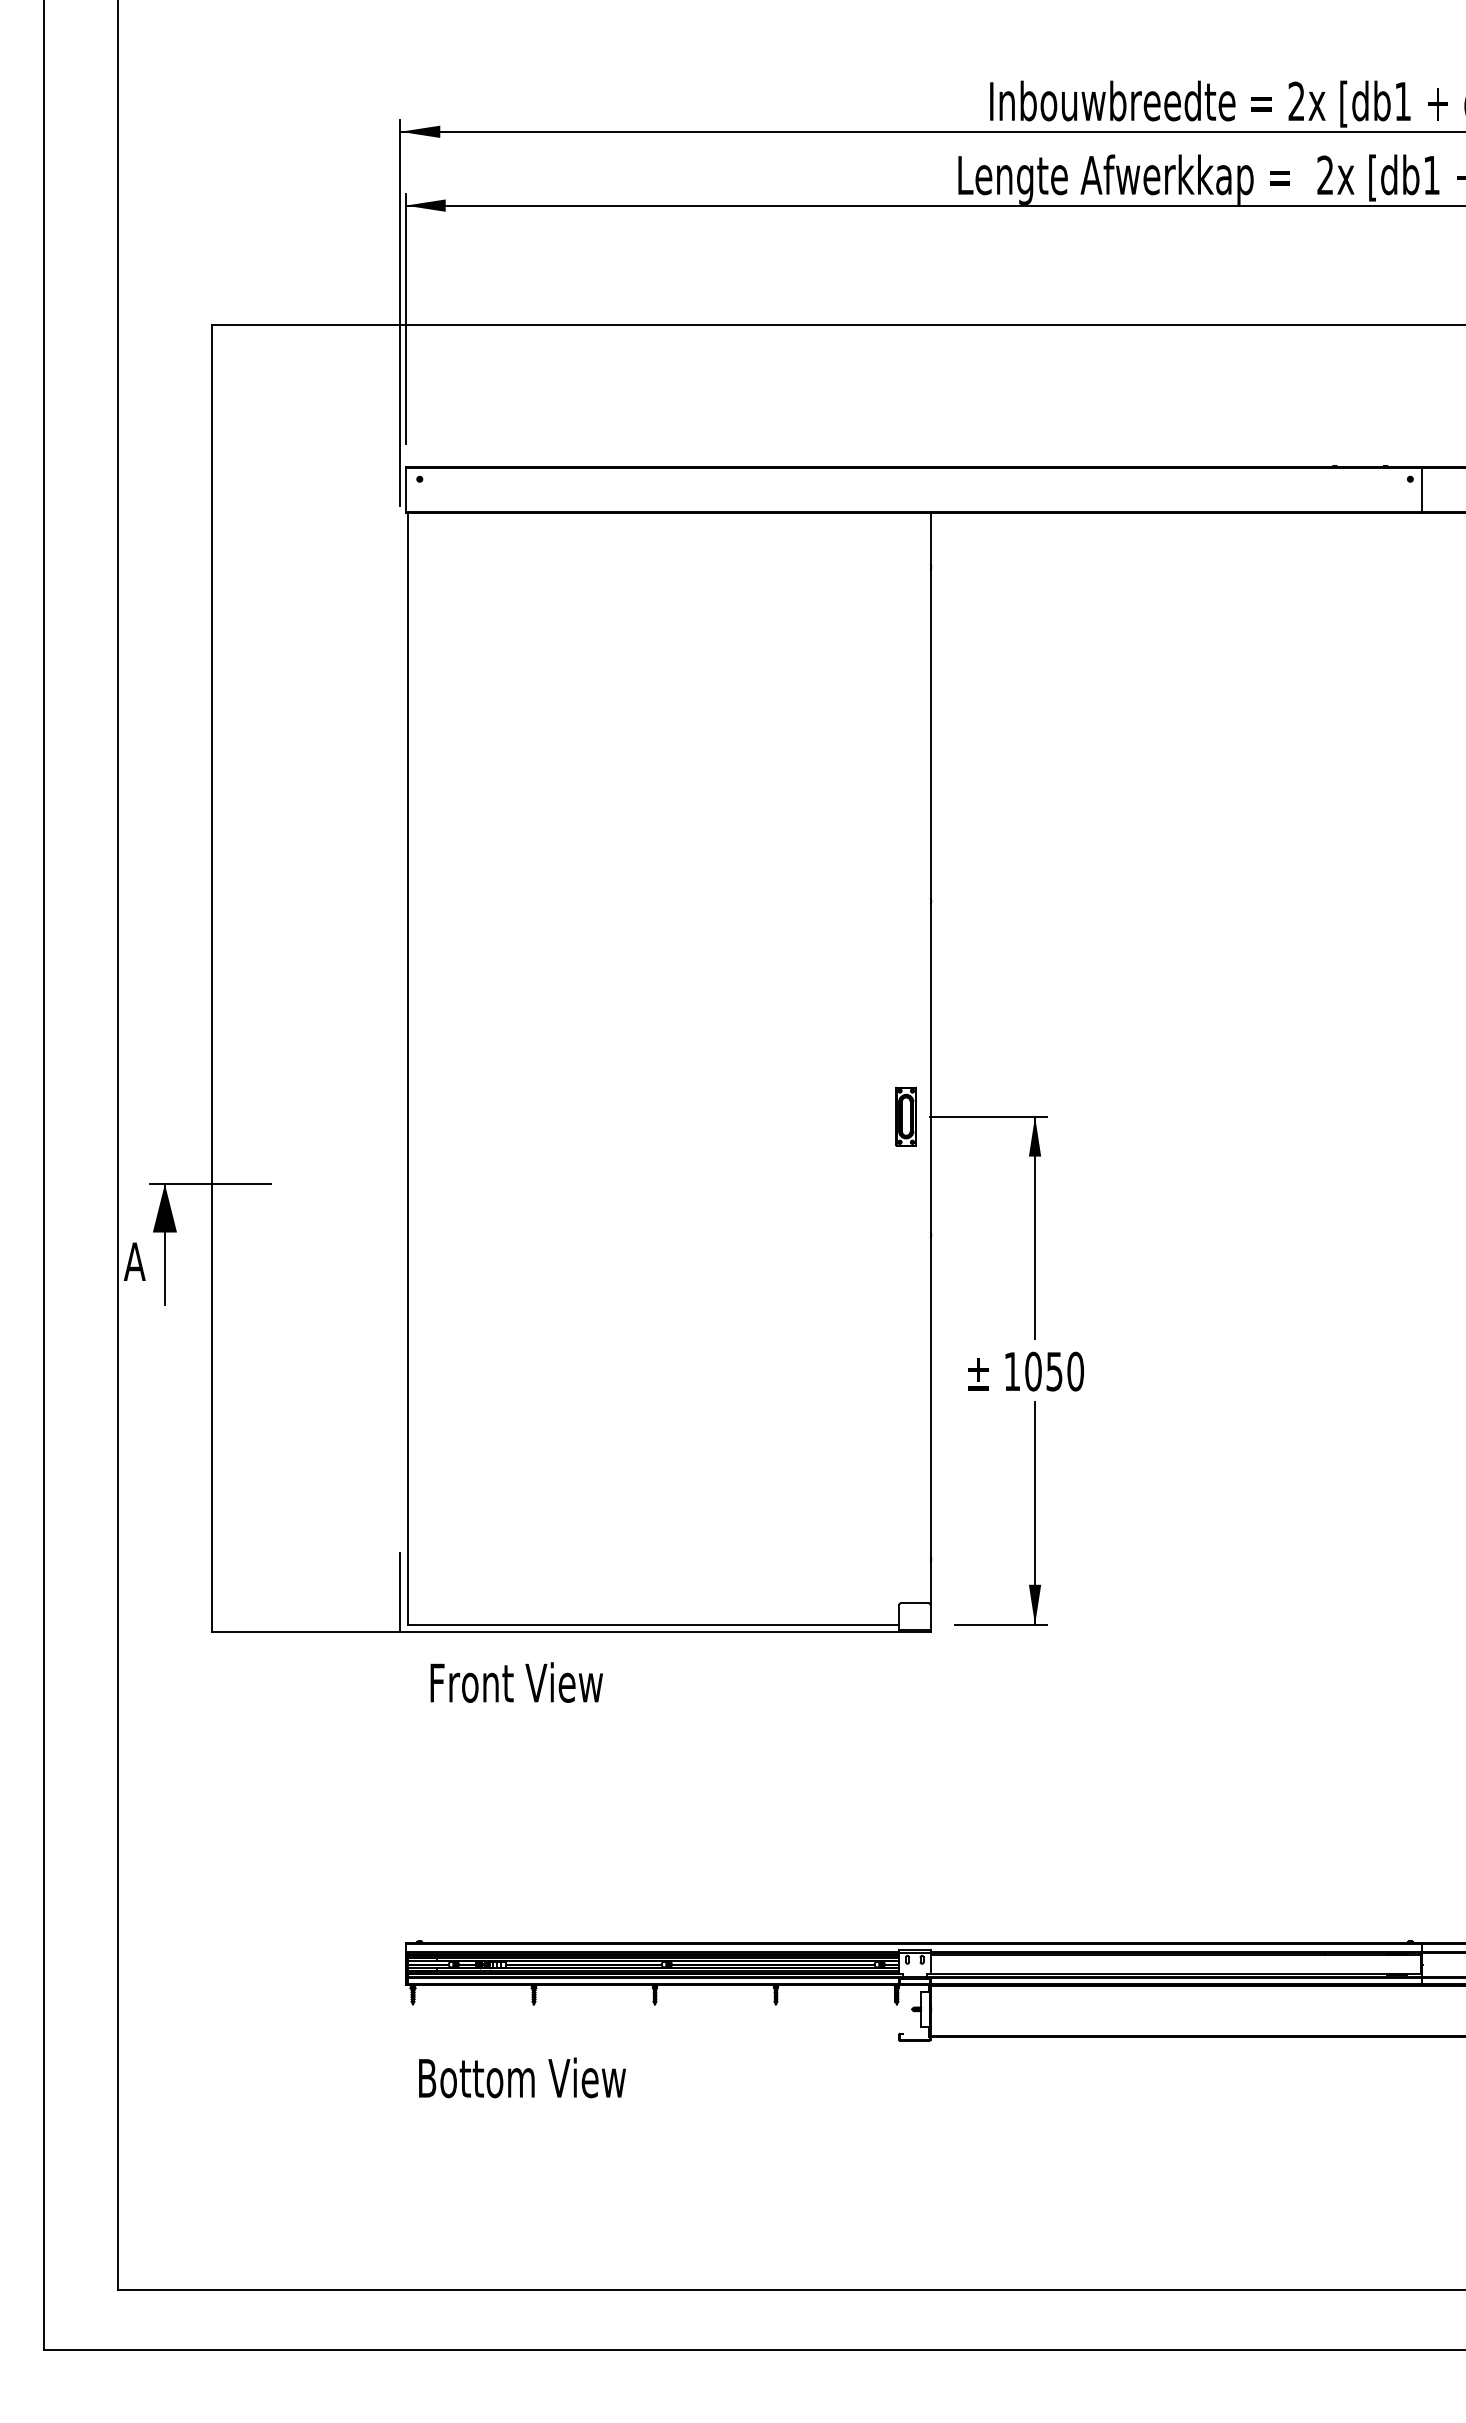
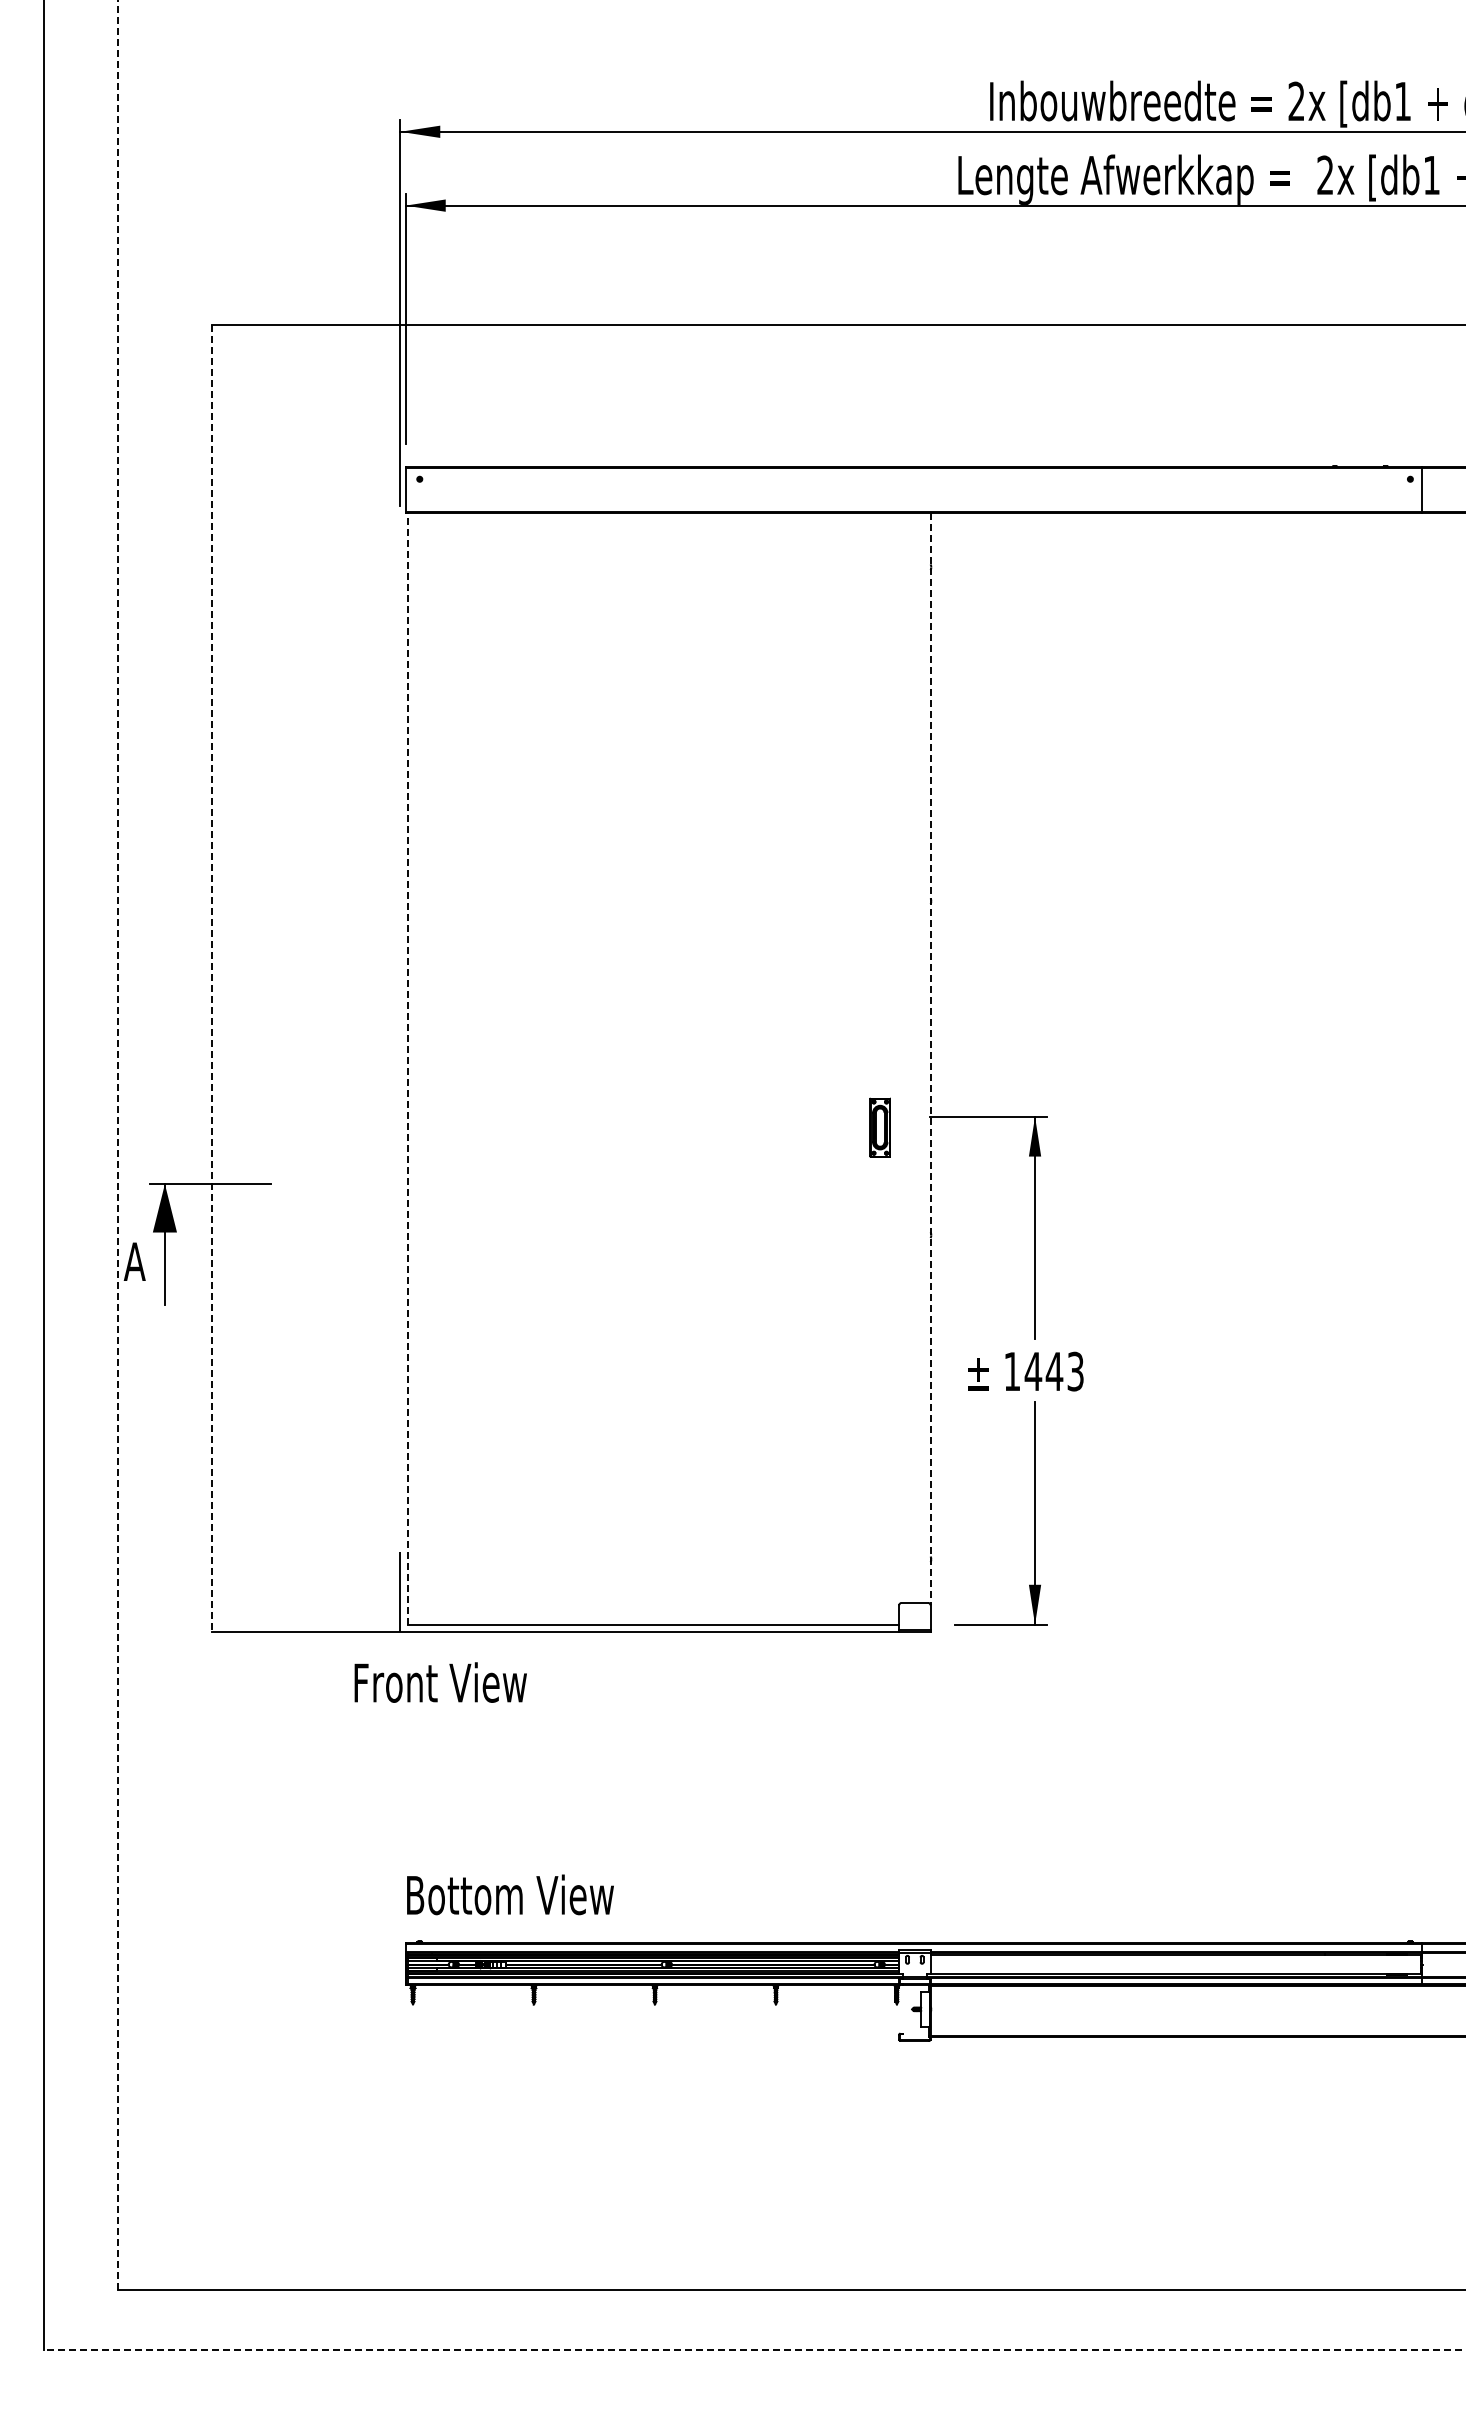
line: solid -> dashed (212, 979)
line: solid -> dashed (930, 1059)
line: solid -> dashed (407, 1068)
part position: (905, 1116) -> (879, 1127) (879, 1127)
line: solid -> dashed (117, 1145)
text: 1050 -> 1443 (1054, 1371)
text position: (516, 1682) -> (440, 1682) (440, 1682)
text position: (522, 2077) -> (510, 1894) (510, 1894)
line: solid -> dashed (754, 2350)
